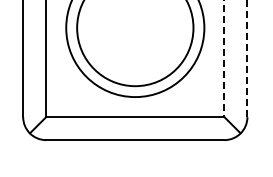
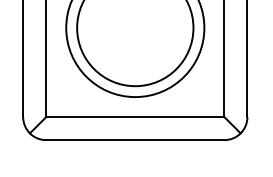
line: dashed -> solid (247, 58)
line: dashed -> solid (224, 59)
